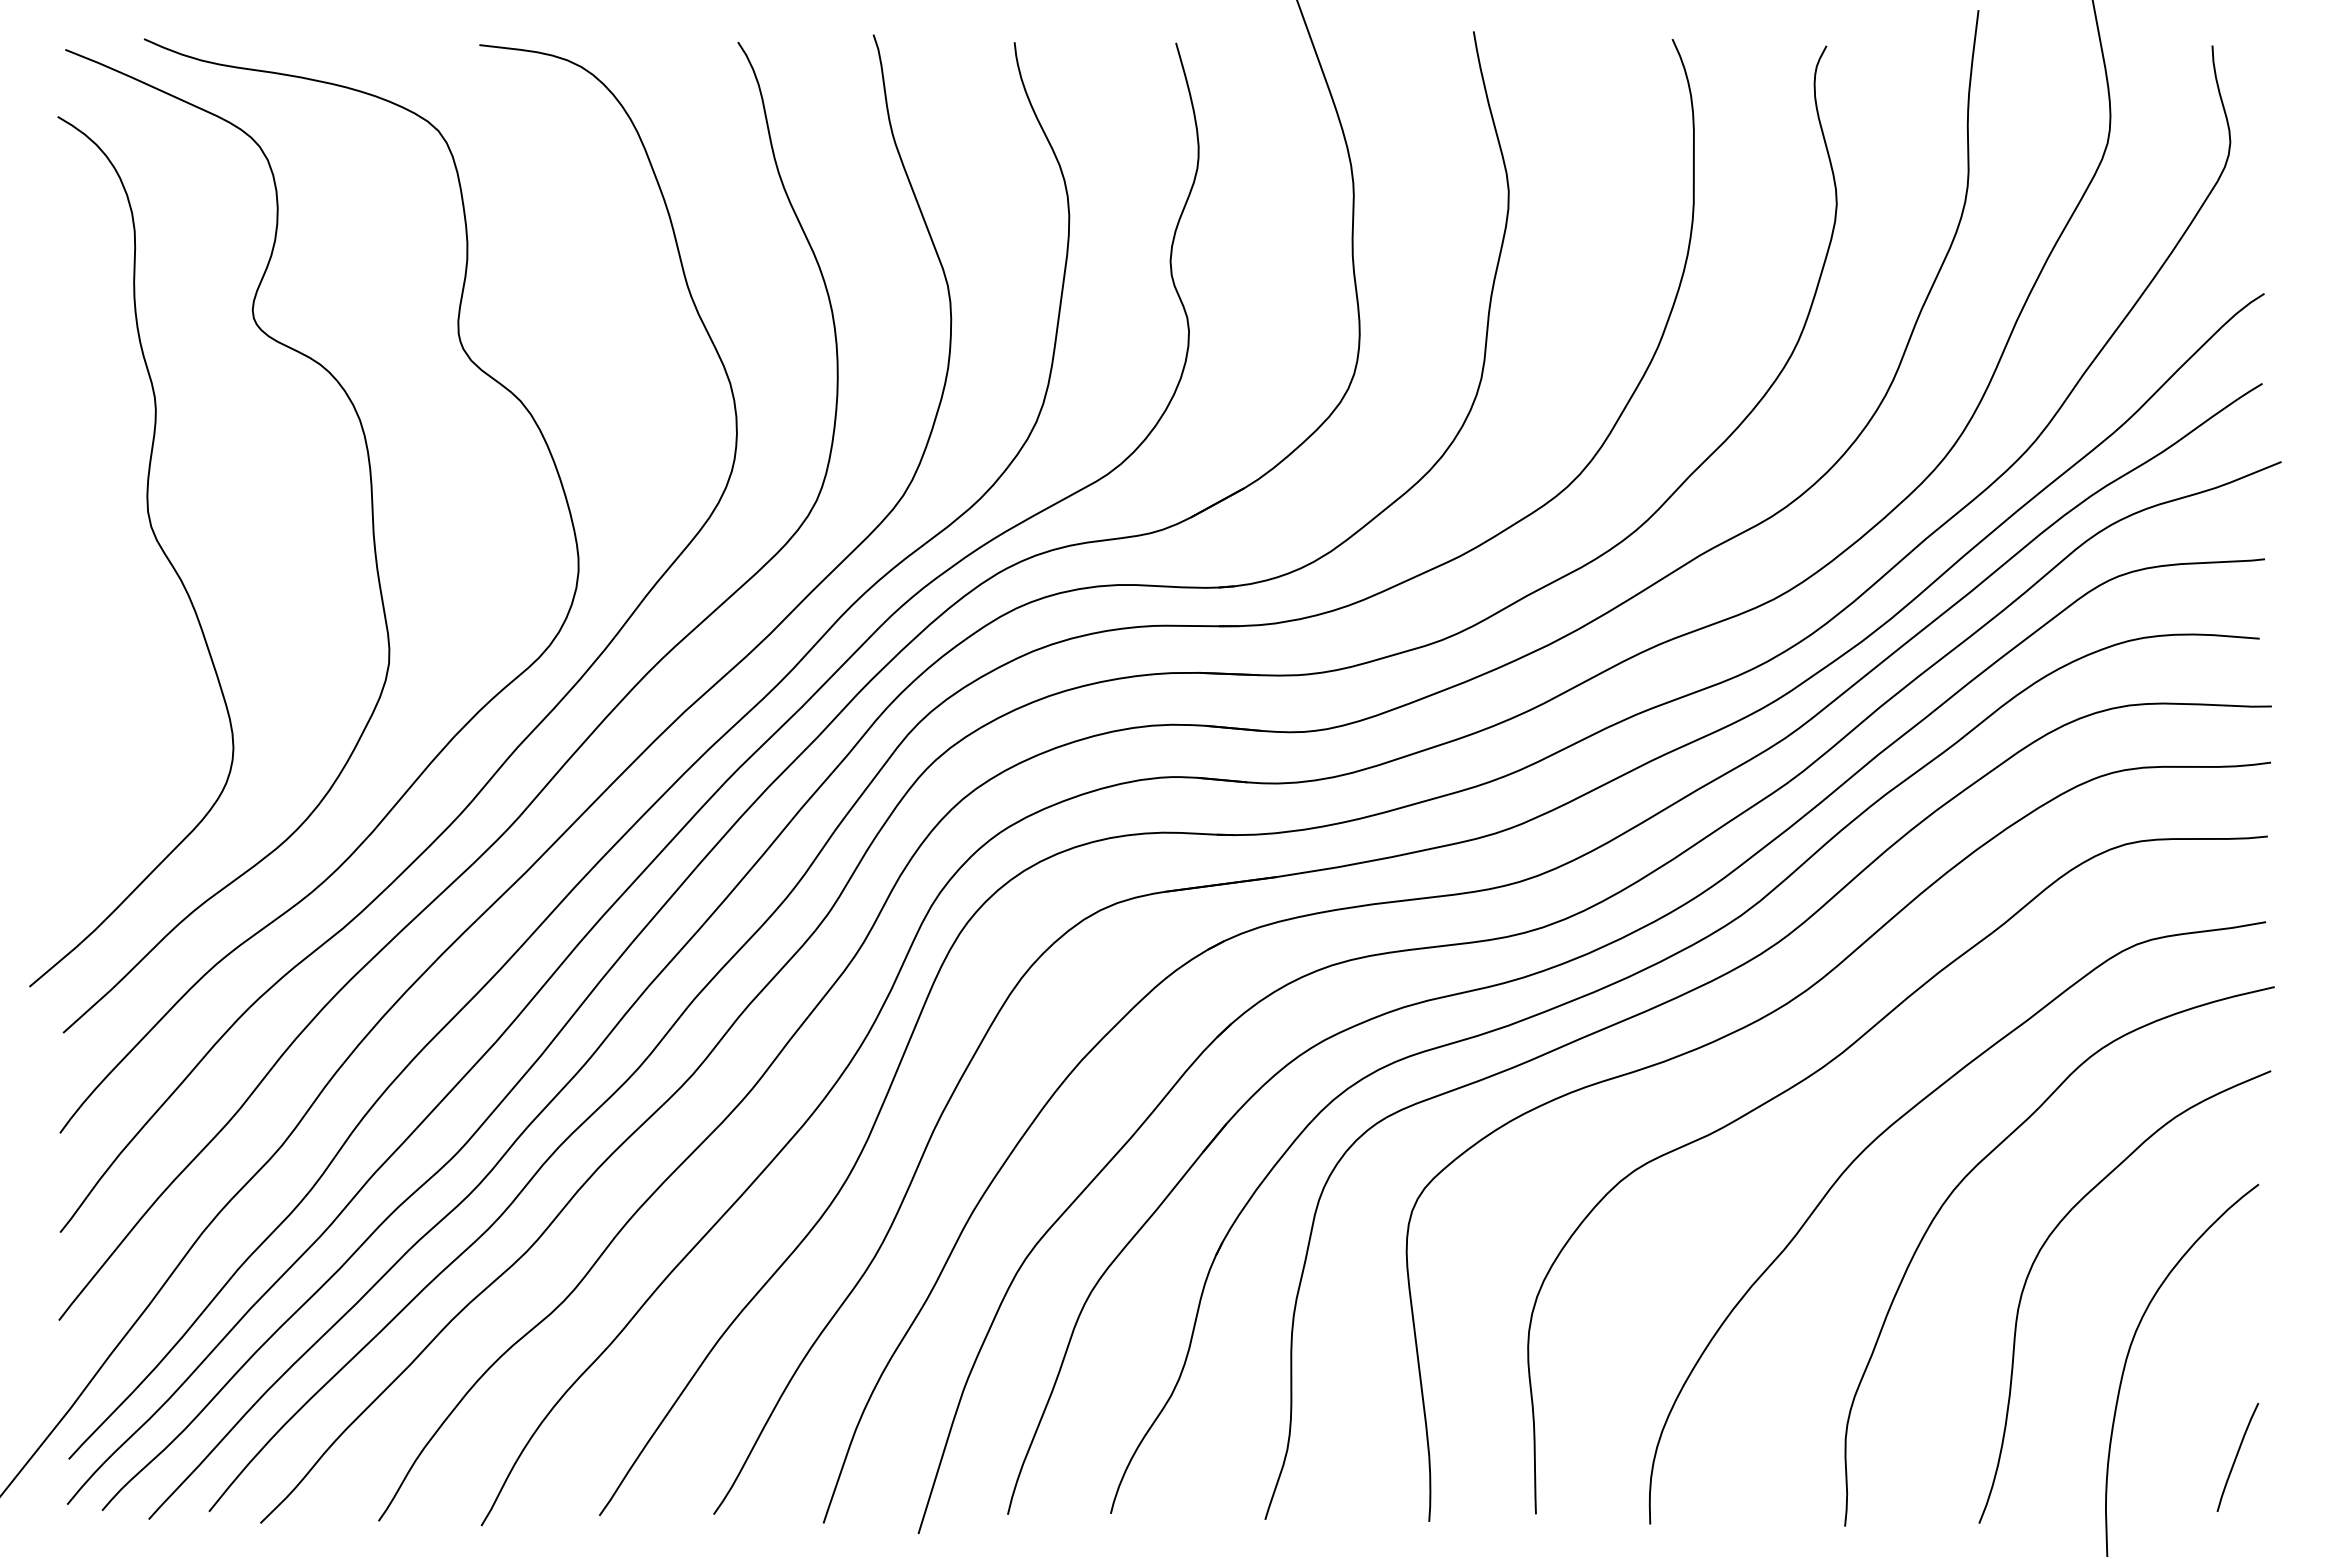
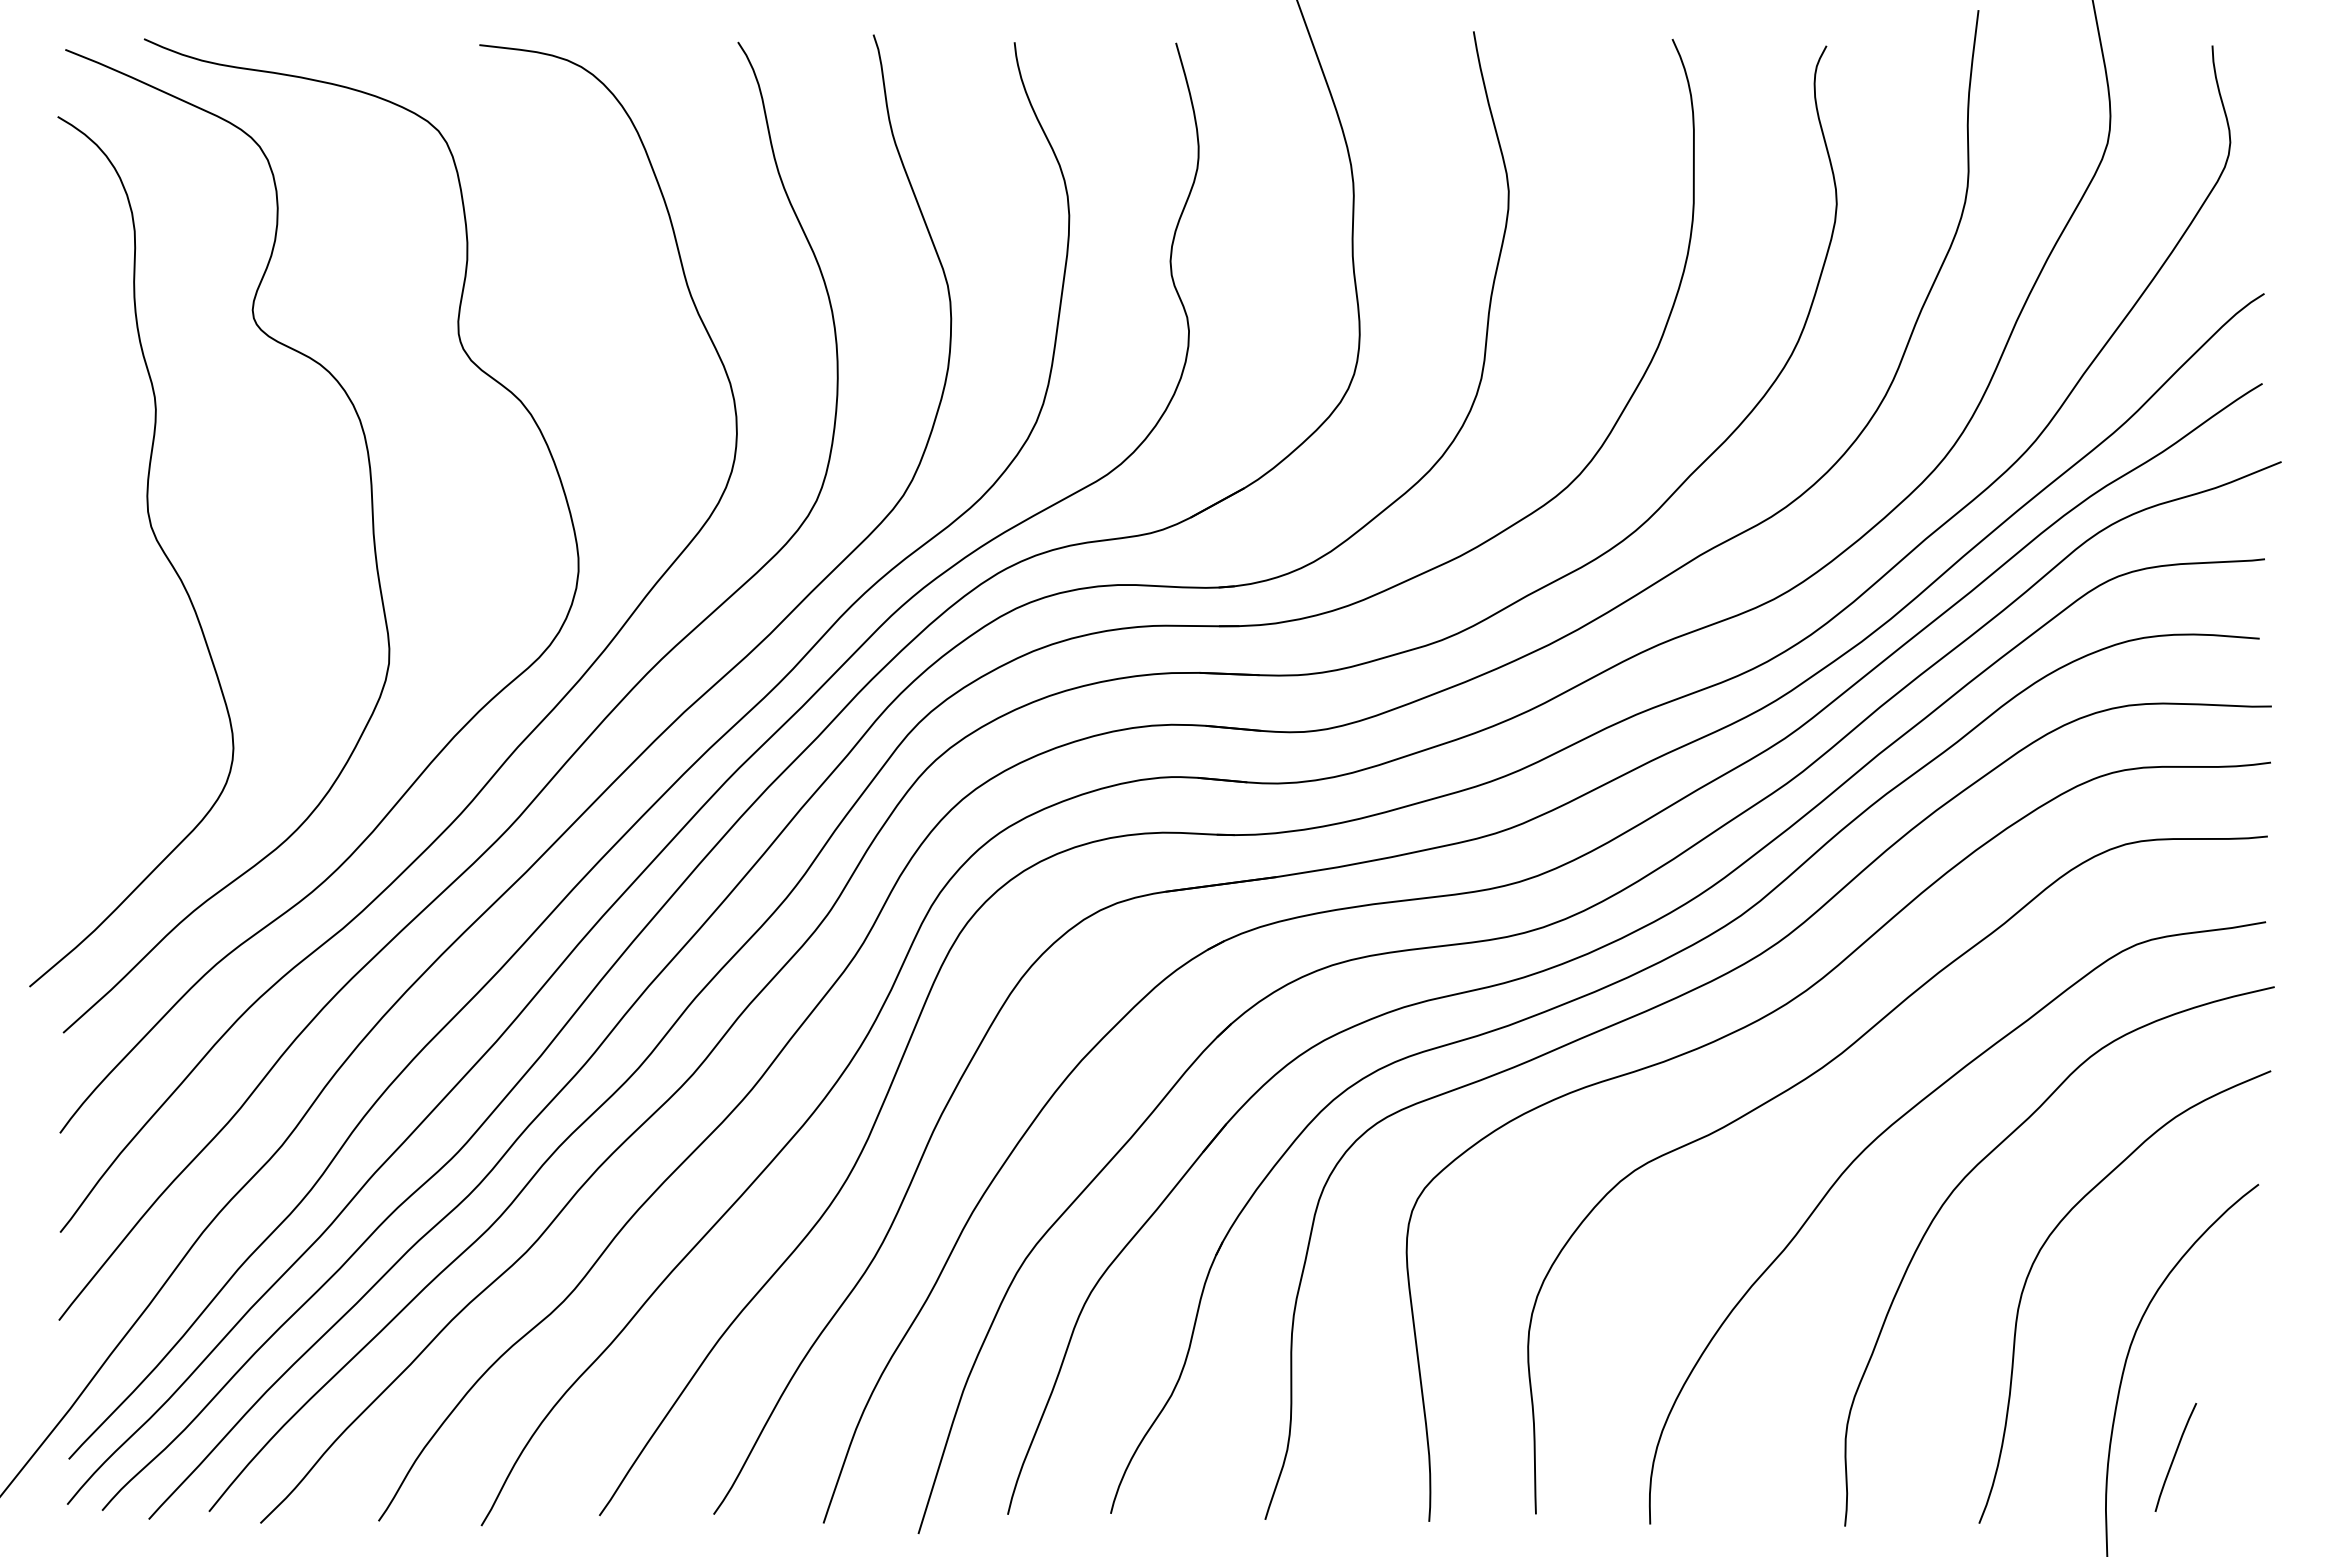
curve position: (2237, 1457) -> (2175, 1457) (2175, 1457)
